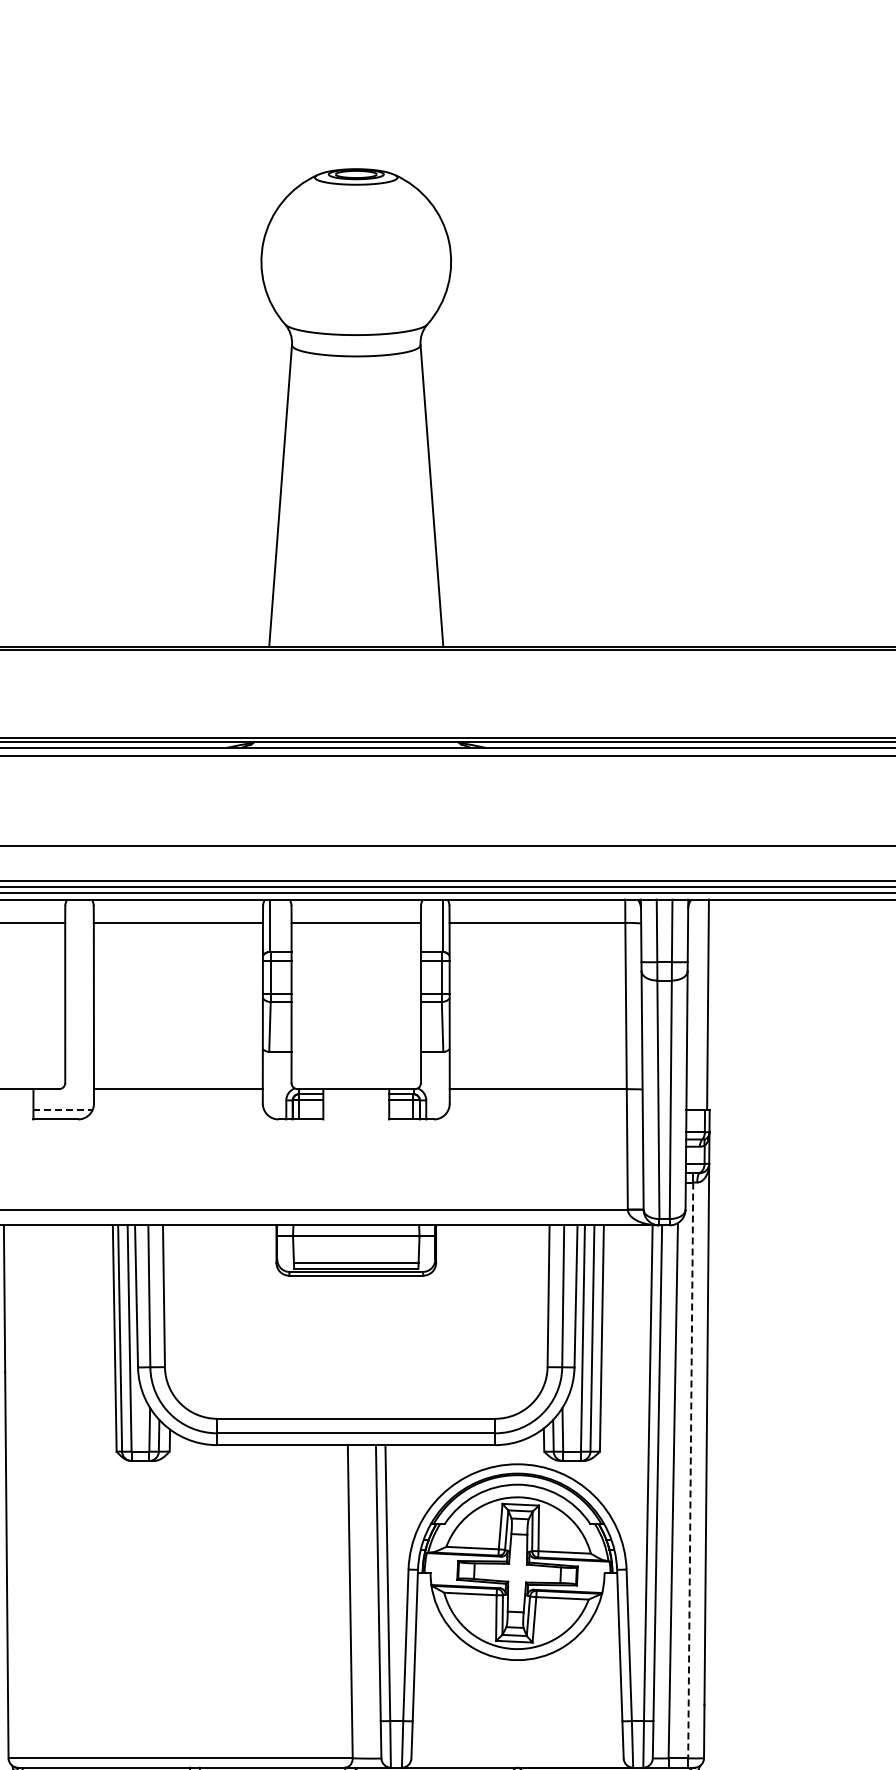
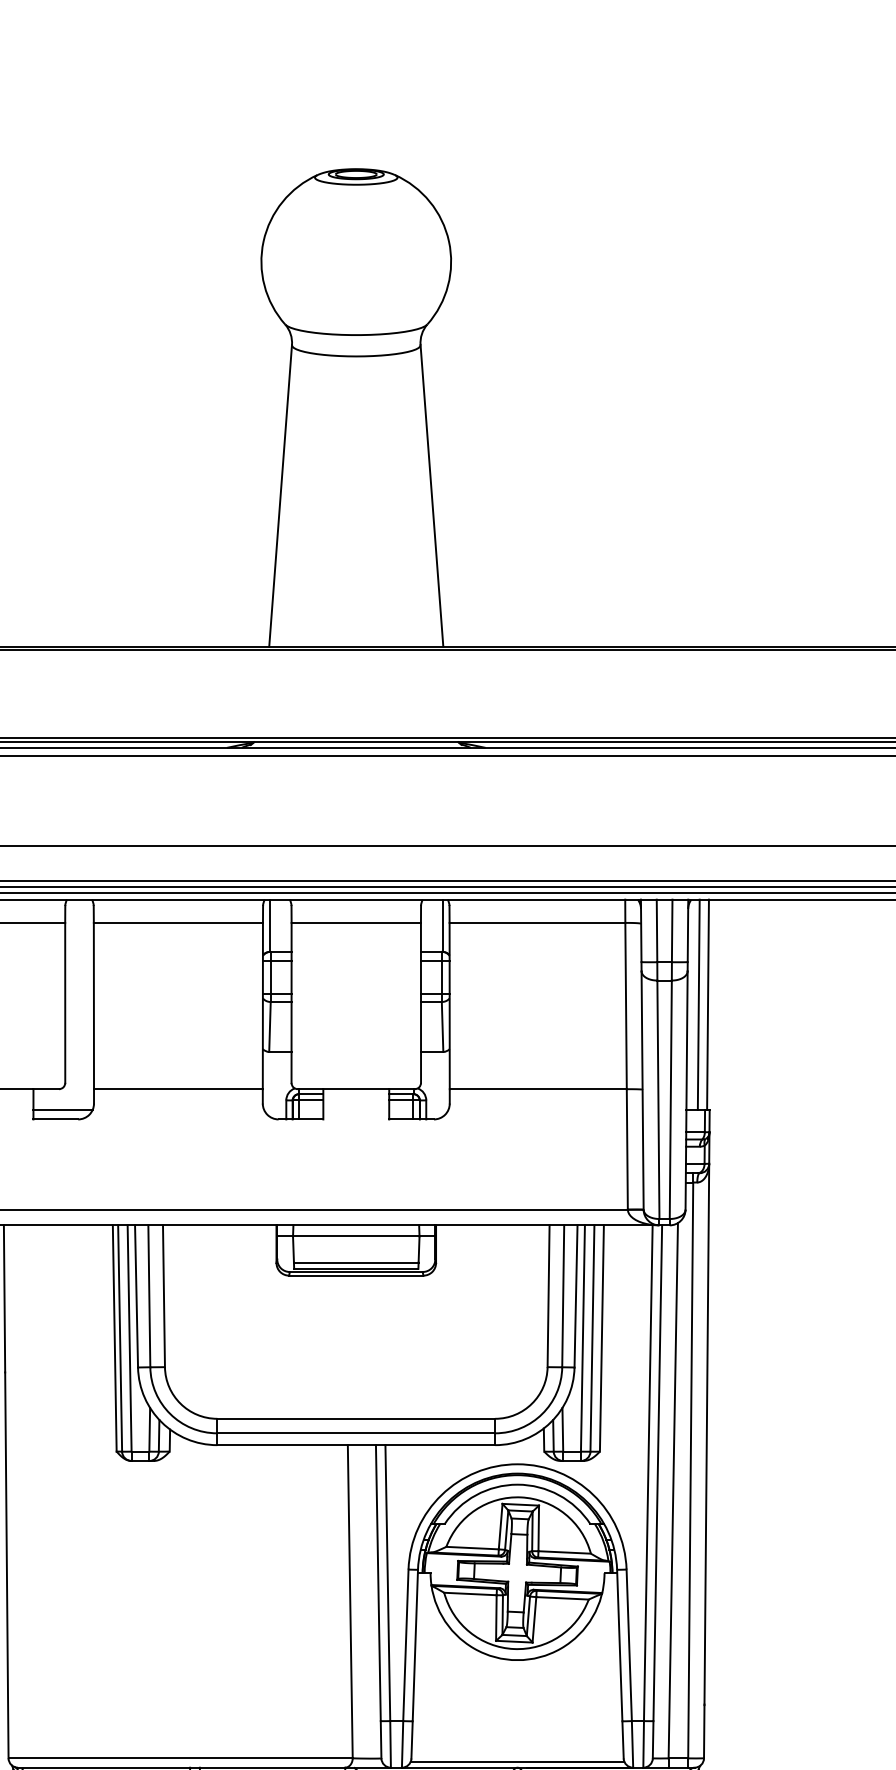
line: none -> present (698, 1004)
line: dashed -> solid (63, 1109)
line: dashed -> solid (690, 1470)
line: none -> present (517, 1761)
